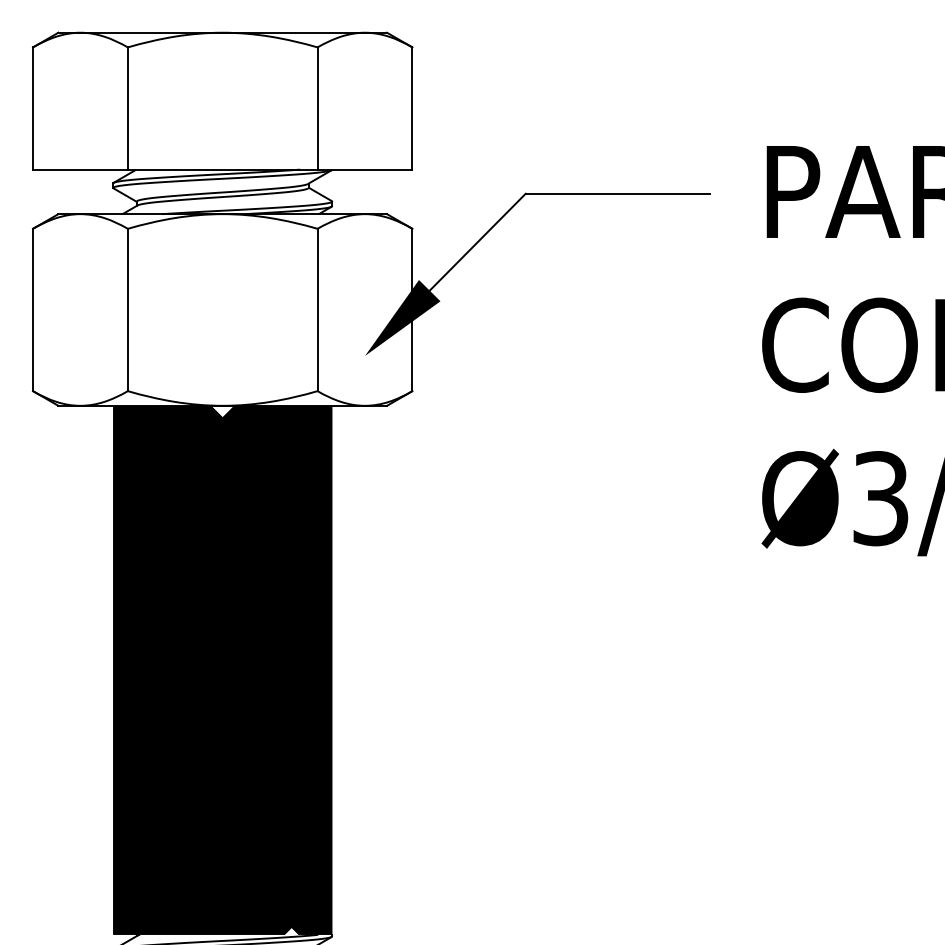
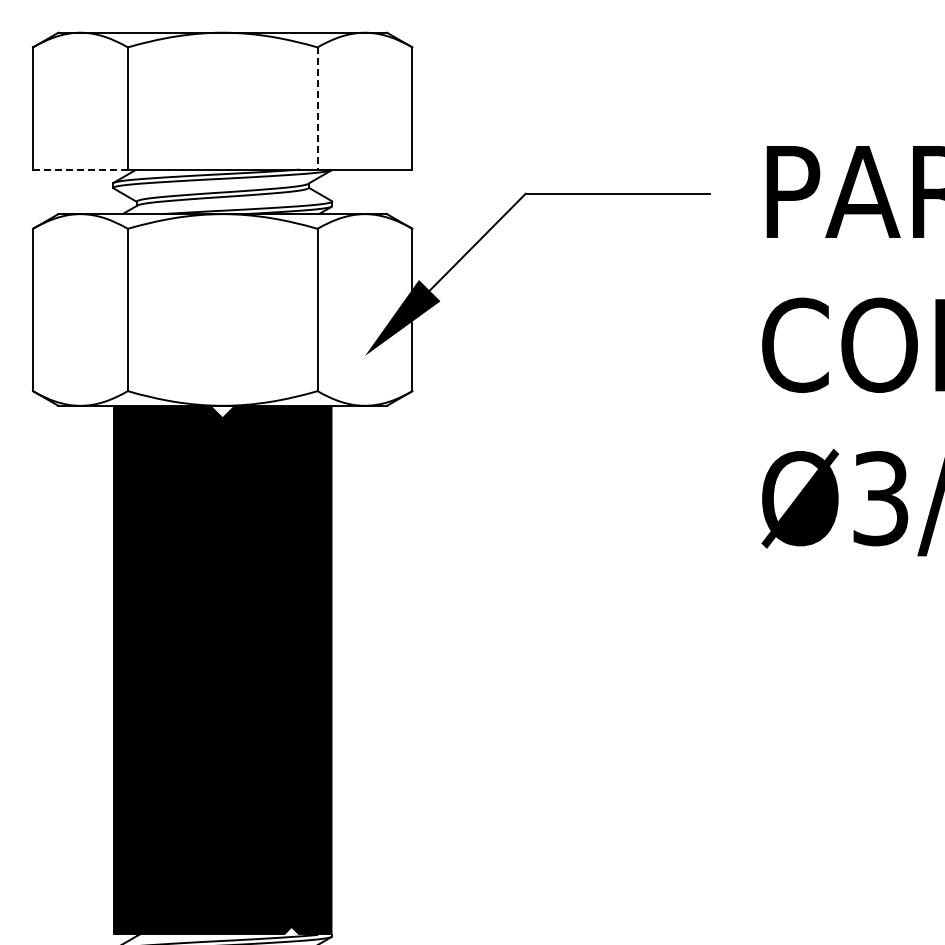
line: solid -> dashed (317, 109)
line: solid -> dashed (80, 169)
